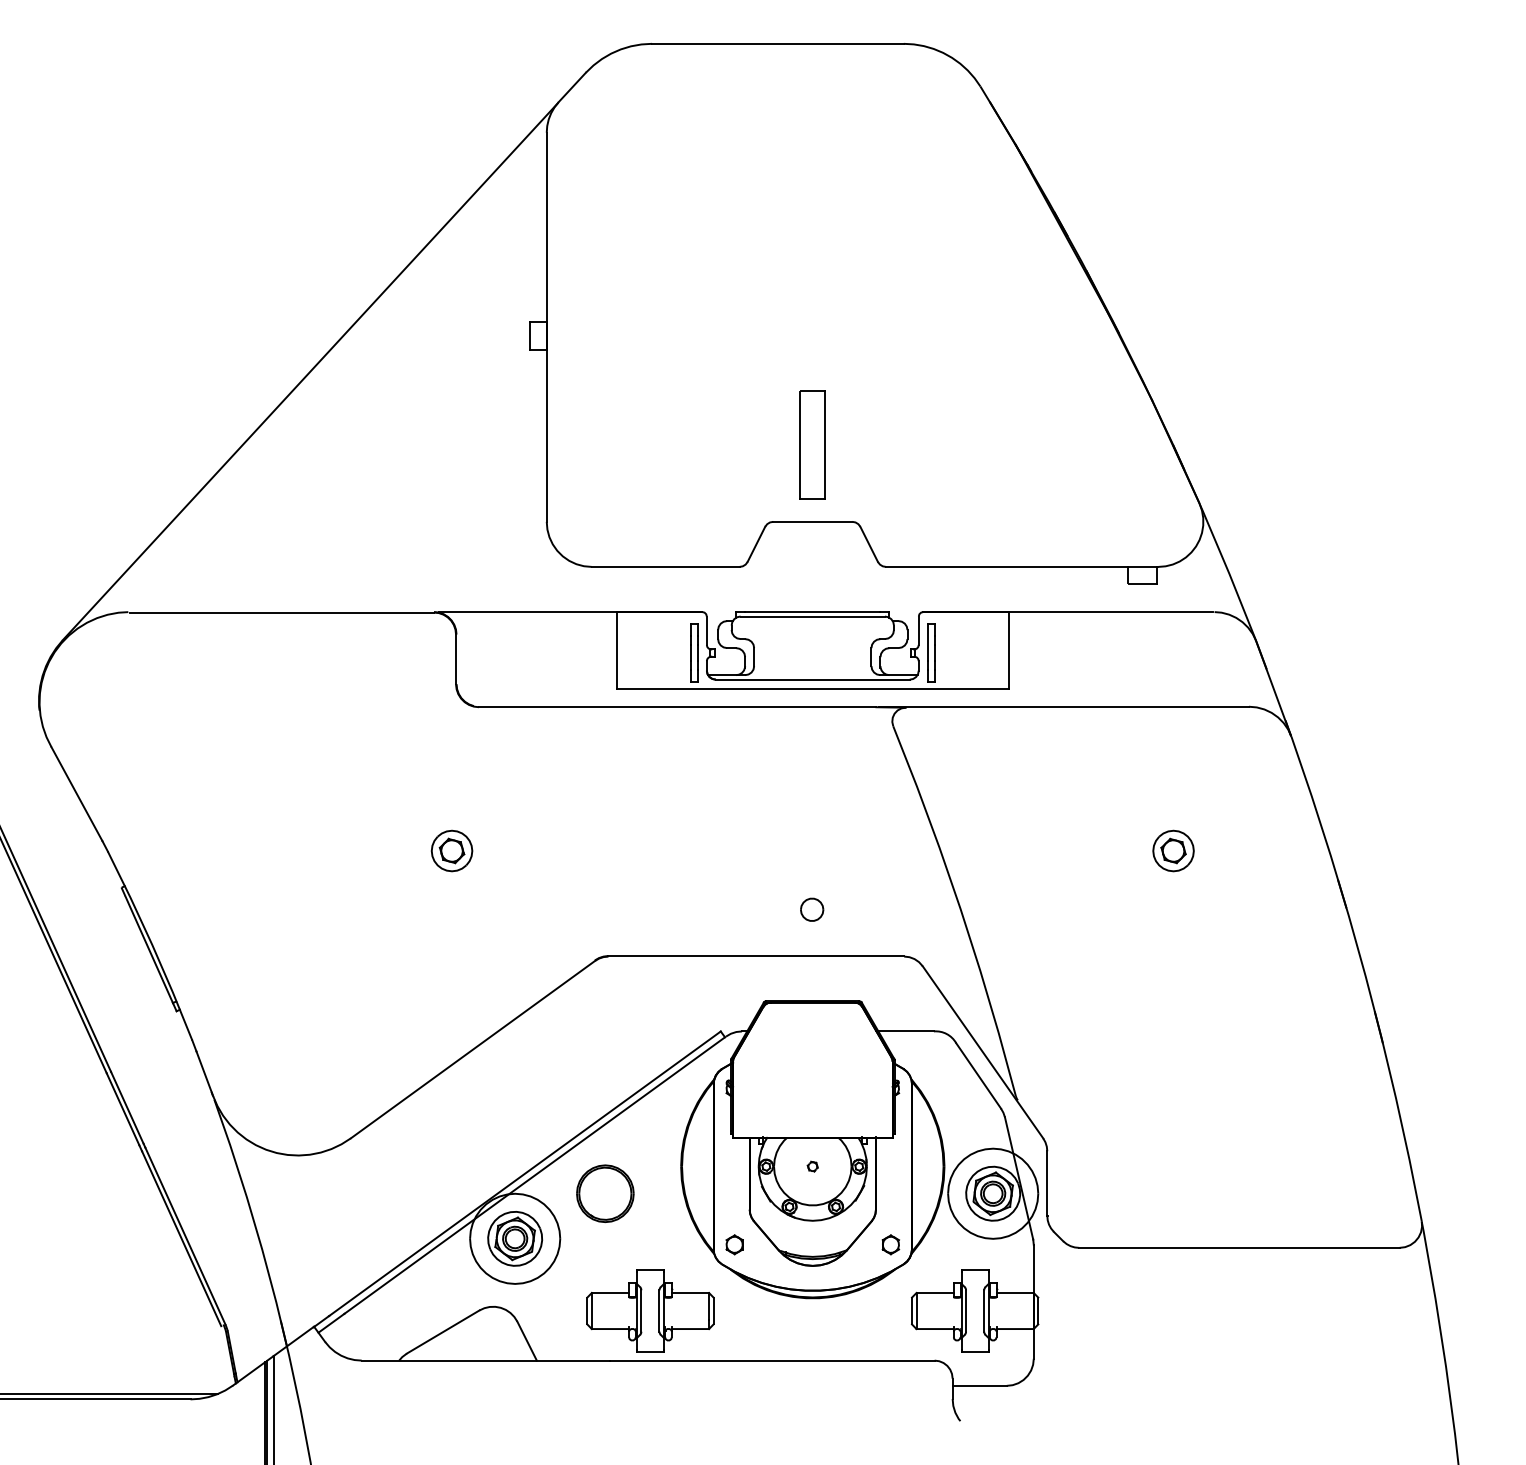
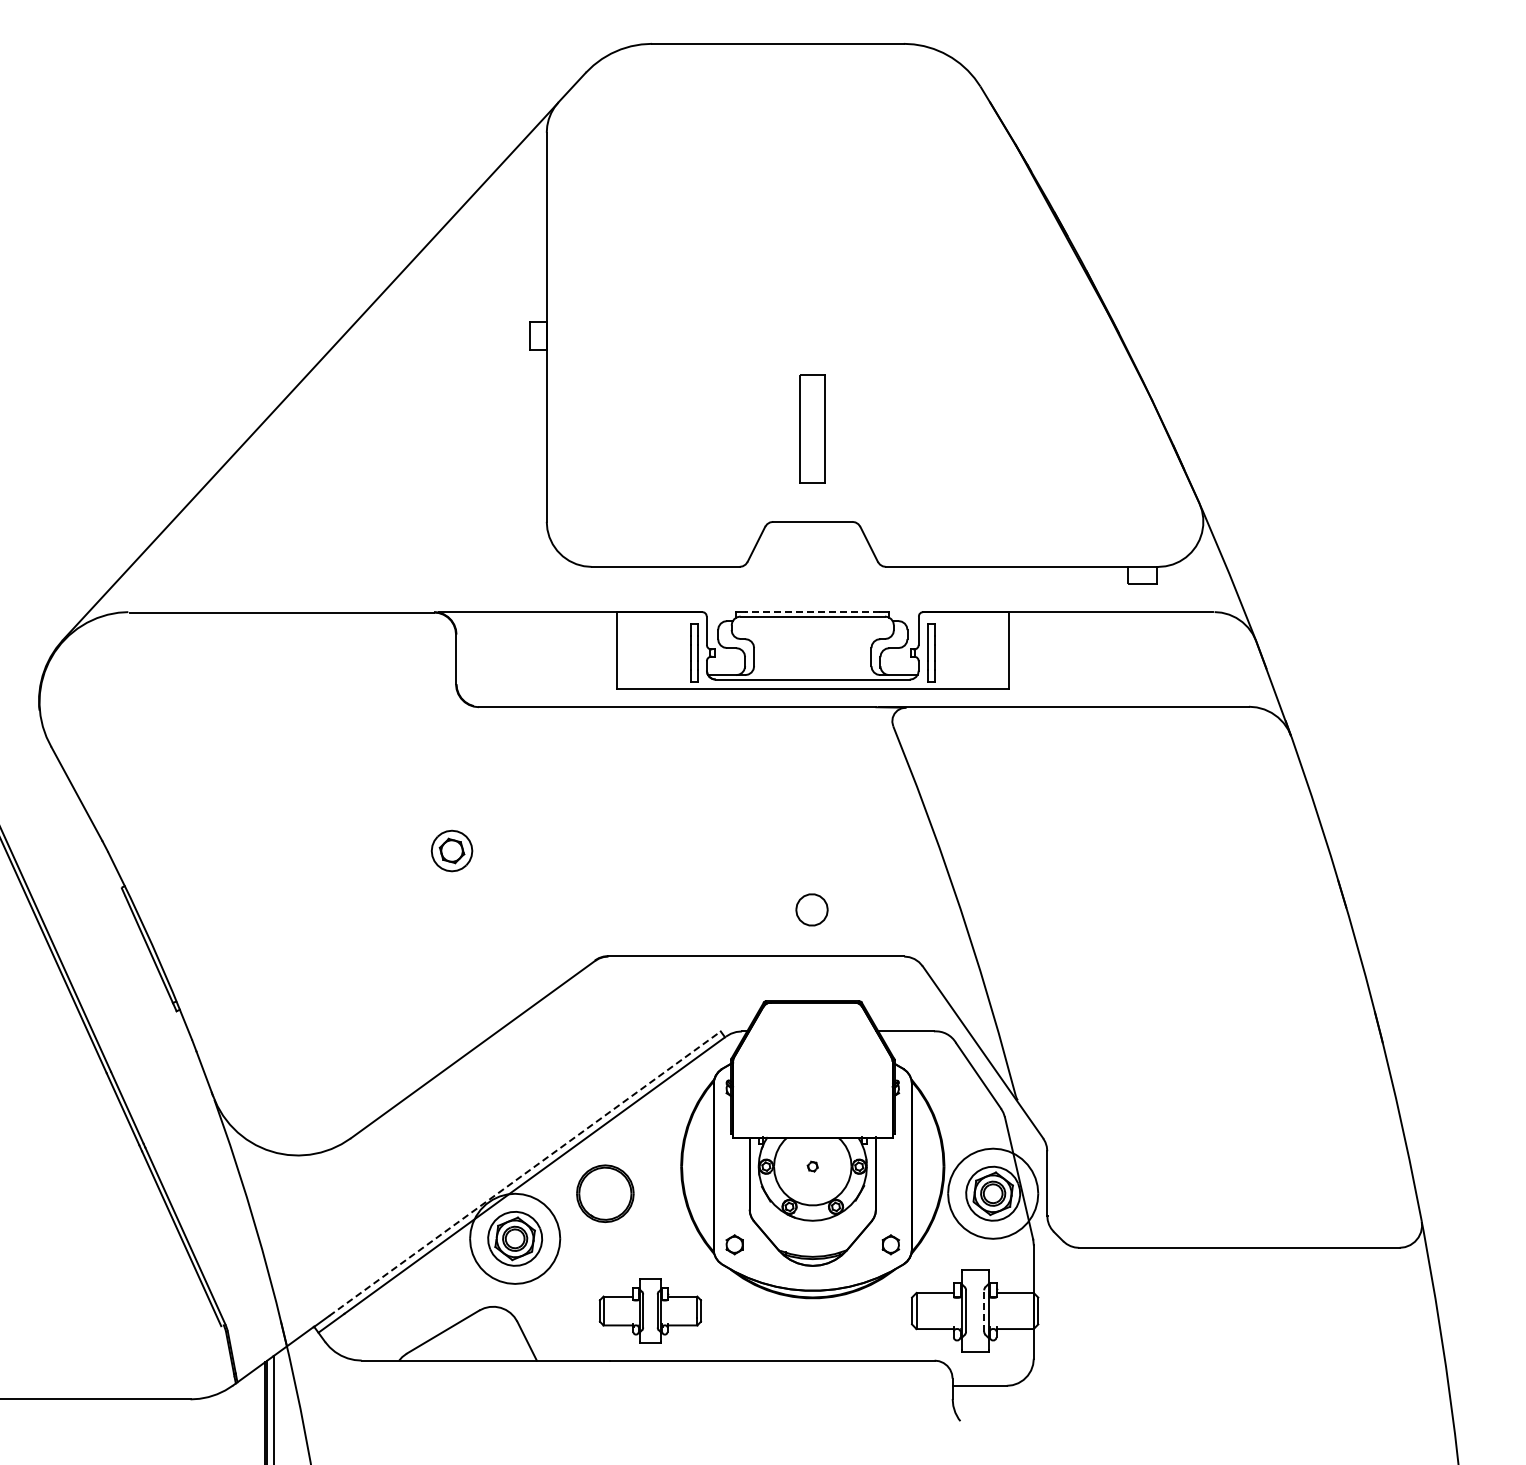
part position: (812, 444) -> (812, 428) (812, 428)
line: solid -> dashed (812, 612)
part: present -> none (1173, 850)
part size: 25x25 px -> 34x34 px (811, 909)
line: solid -> dashed (525, 1173)
part size: 129x84 px -> 104x66 px (649, 1310)
line: solid -> dashed (984, 1311)
line: present -> none (109, 1393)
